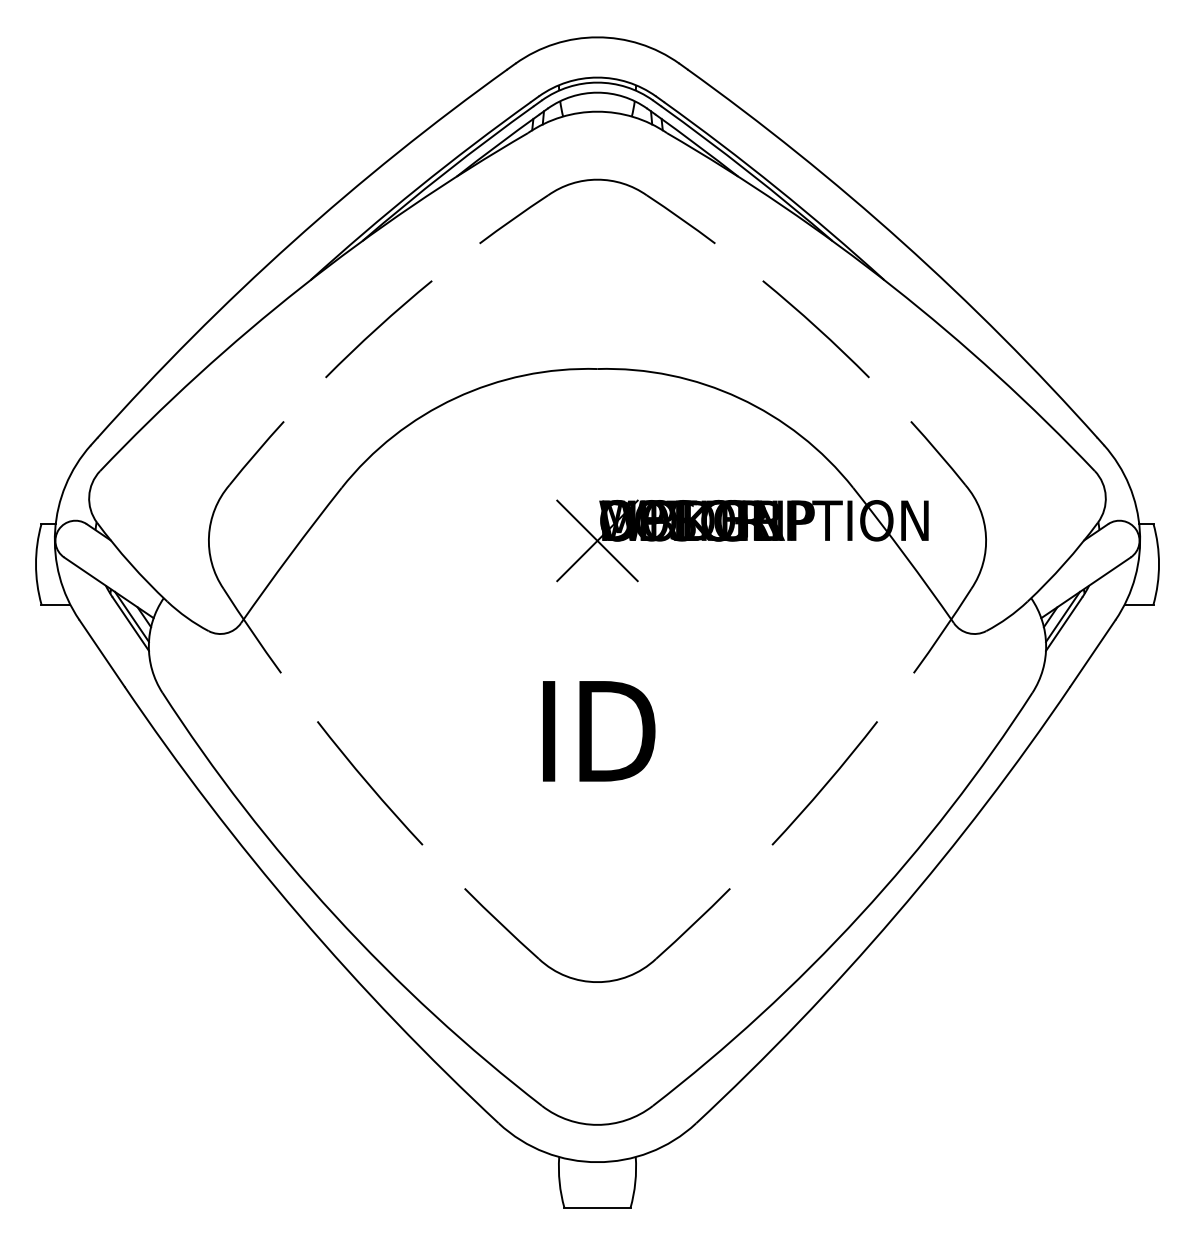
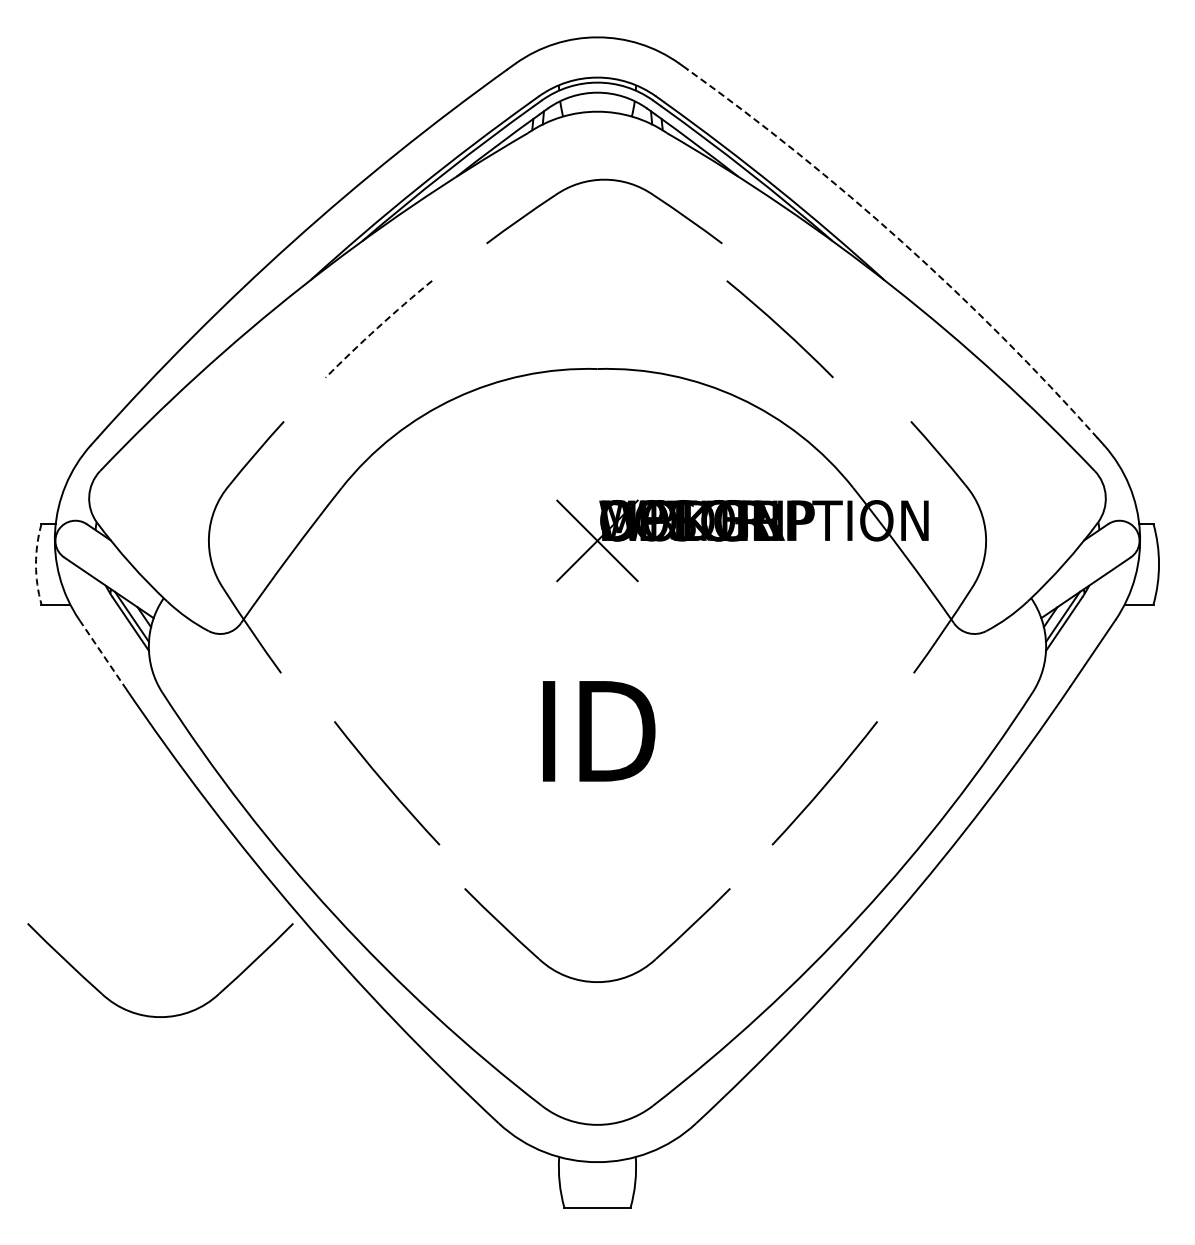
part position: (597, 180) -> (604, 180) (604, 180)
arc: solid -> dashed (902, 242)
arc: solid -> dashed (377, 327)
arc position: (816, 328) -> (780, 328) (780, 328)
arc: solid -> dashed (36, 564)
line: solid -> dashed (102, 653)
arc position: (369, 783) -> (386, 783) (386, 783)
part: none -> present (153, 1015)
